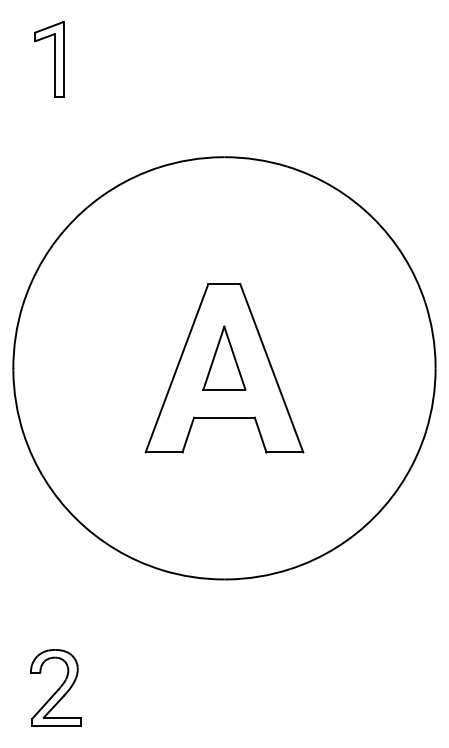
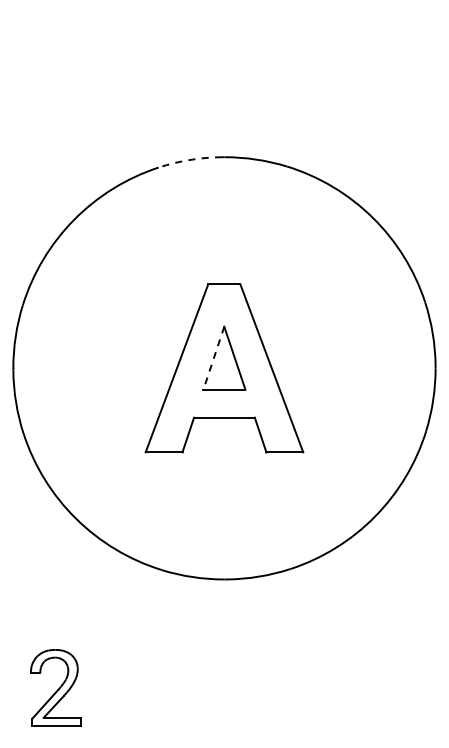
part: present -> none (49, 59)
arc: solid -> dashed (189, 160)
line: solid -> dashed (213, 358)
